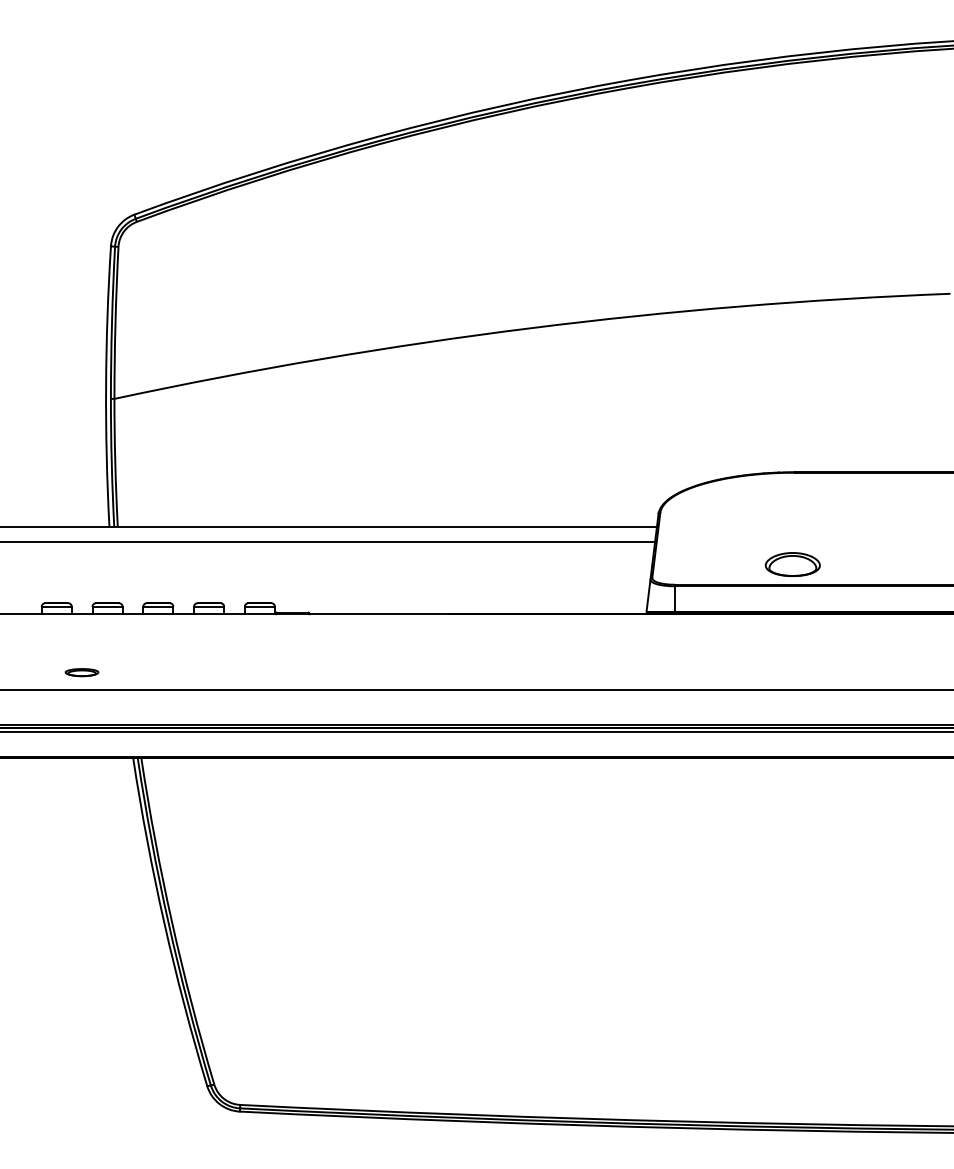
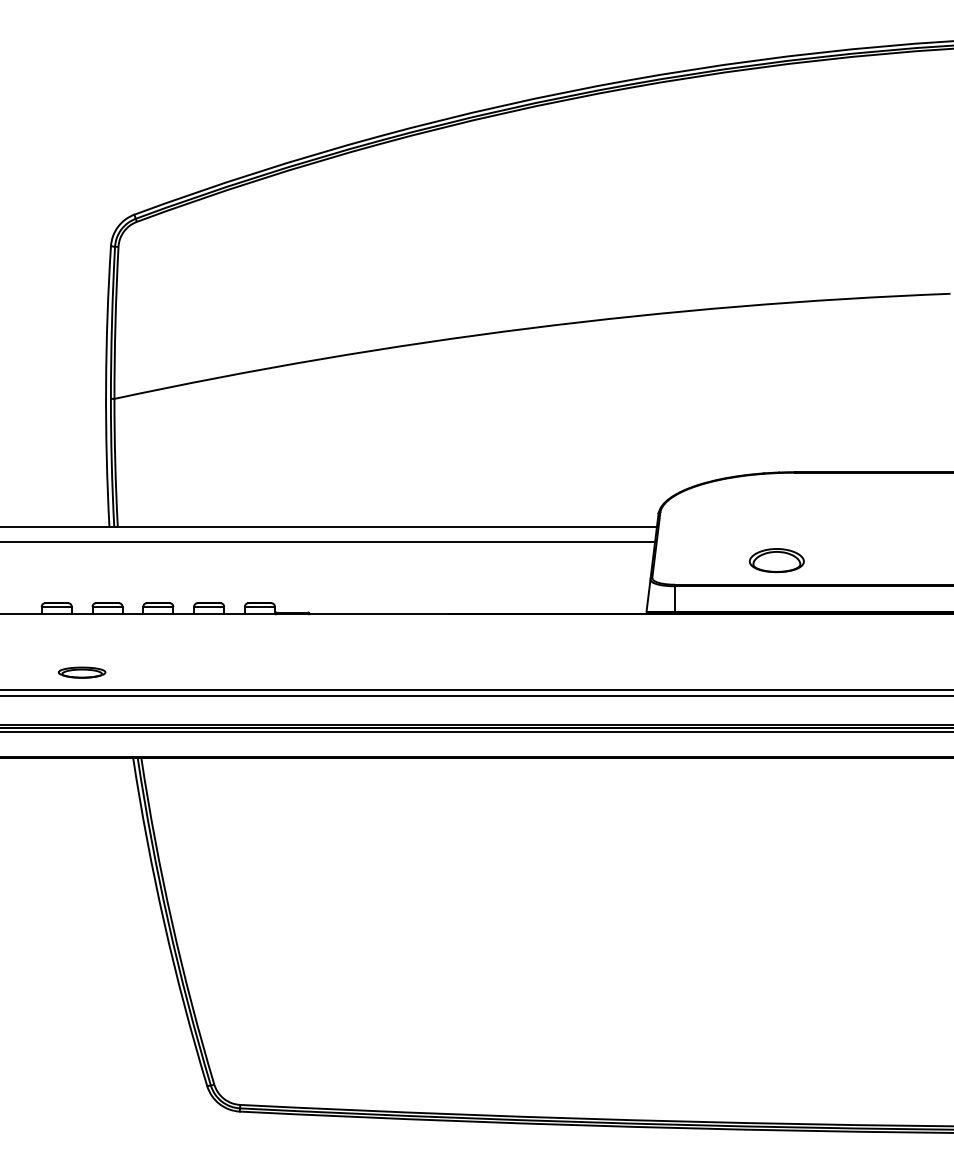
part position: (792, 564) -> (776, 560) (776, 560)
part size: 36x10 px -> 50x13 px (81, 672)
line: none -> present (476, 695)
